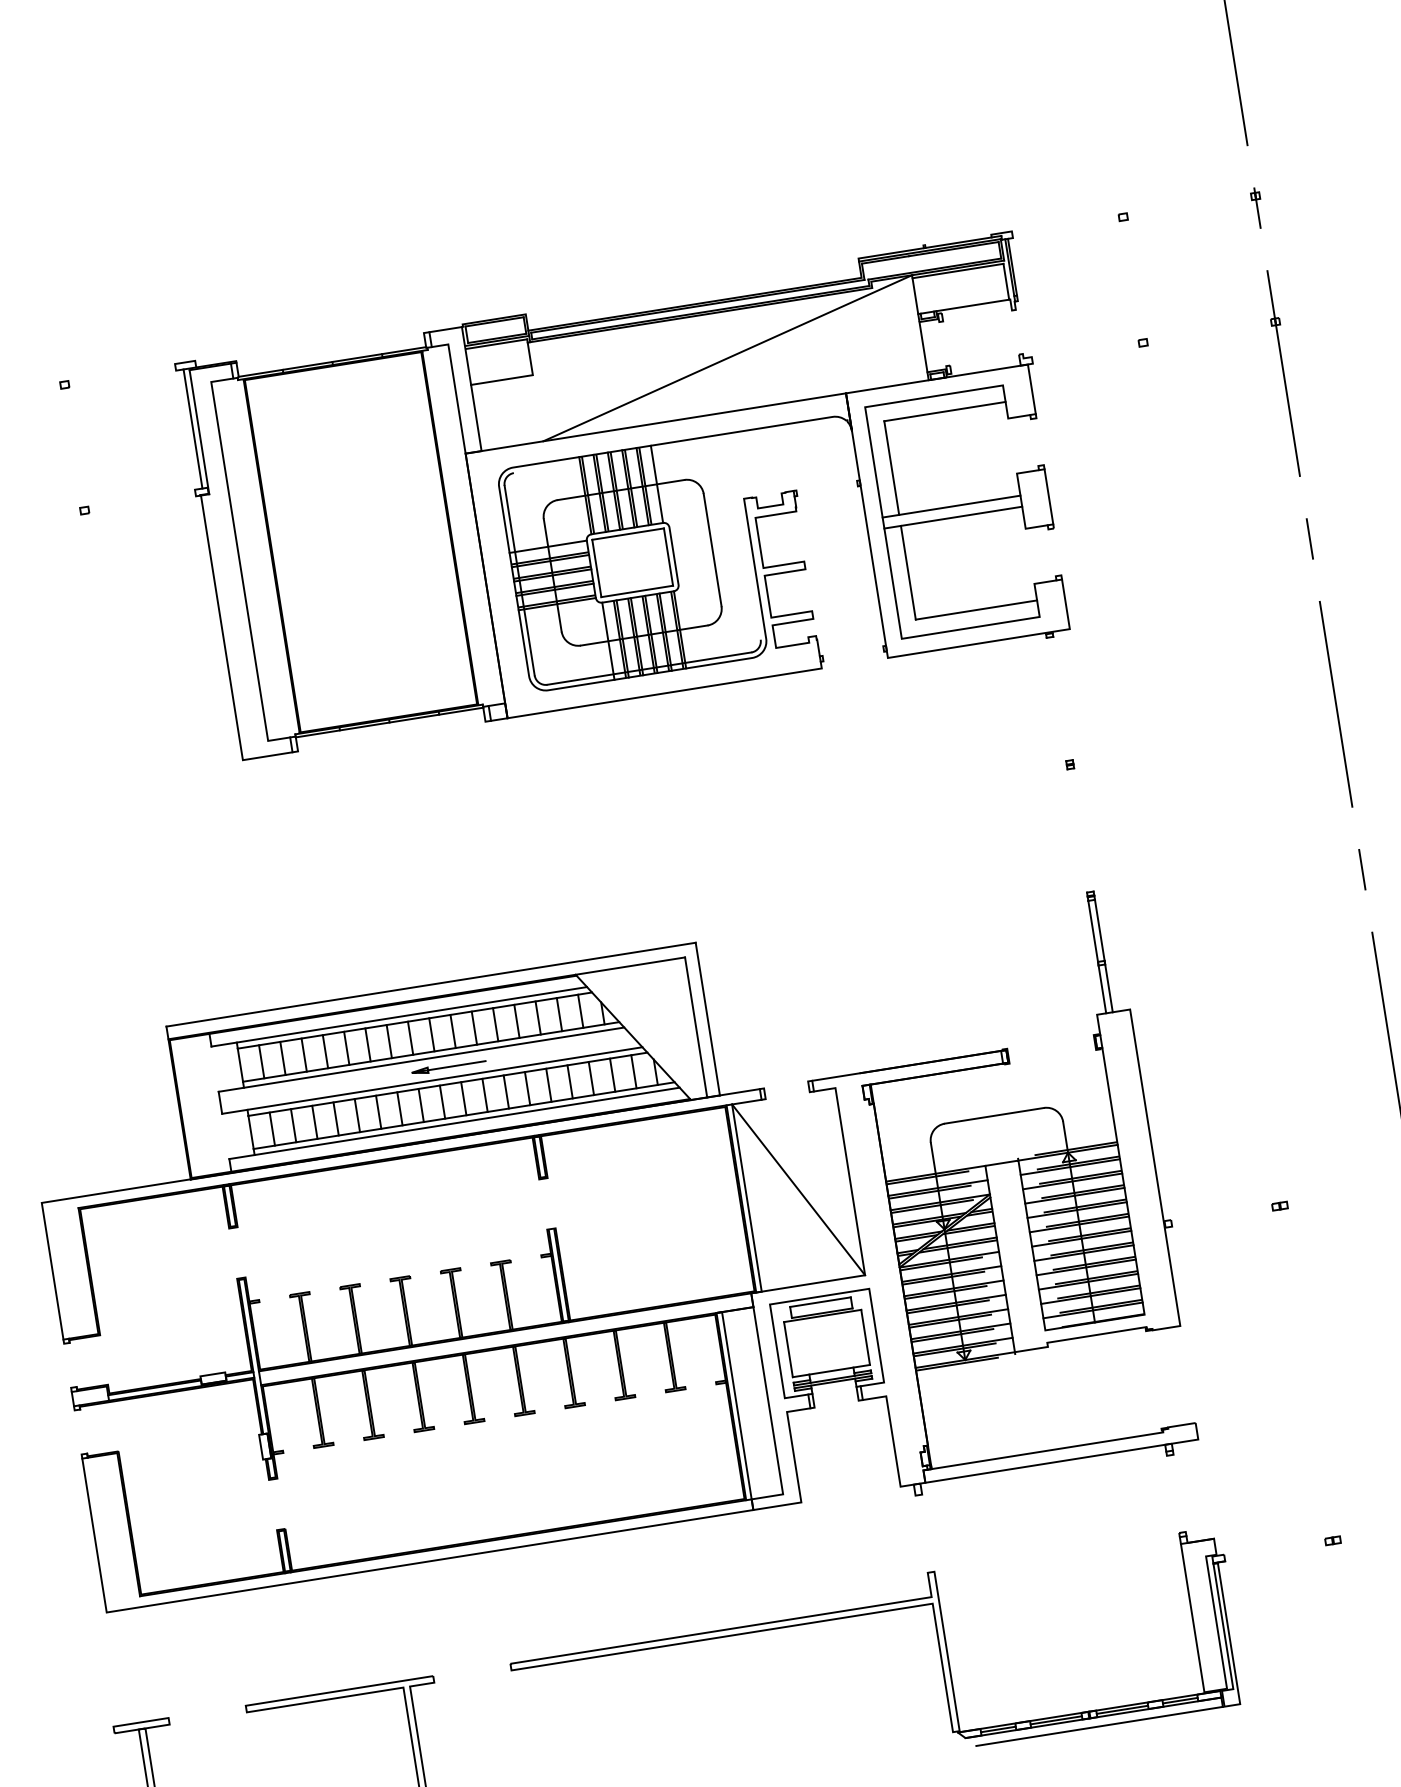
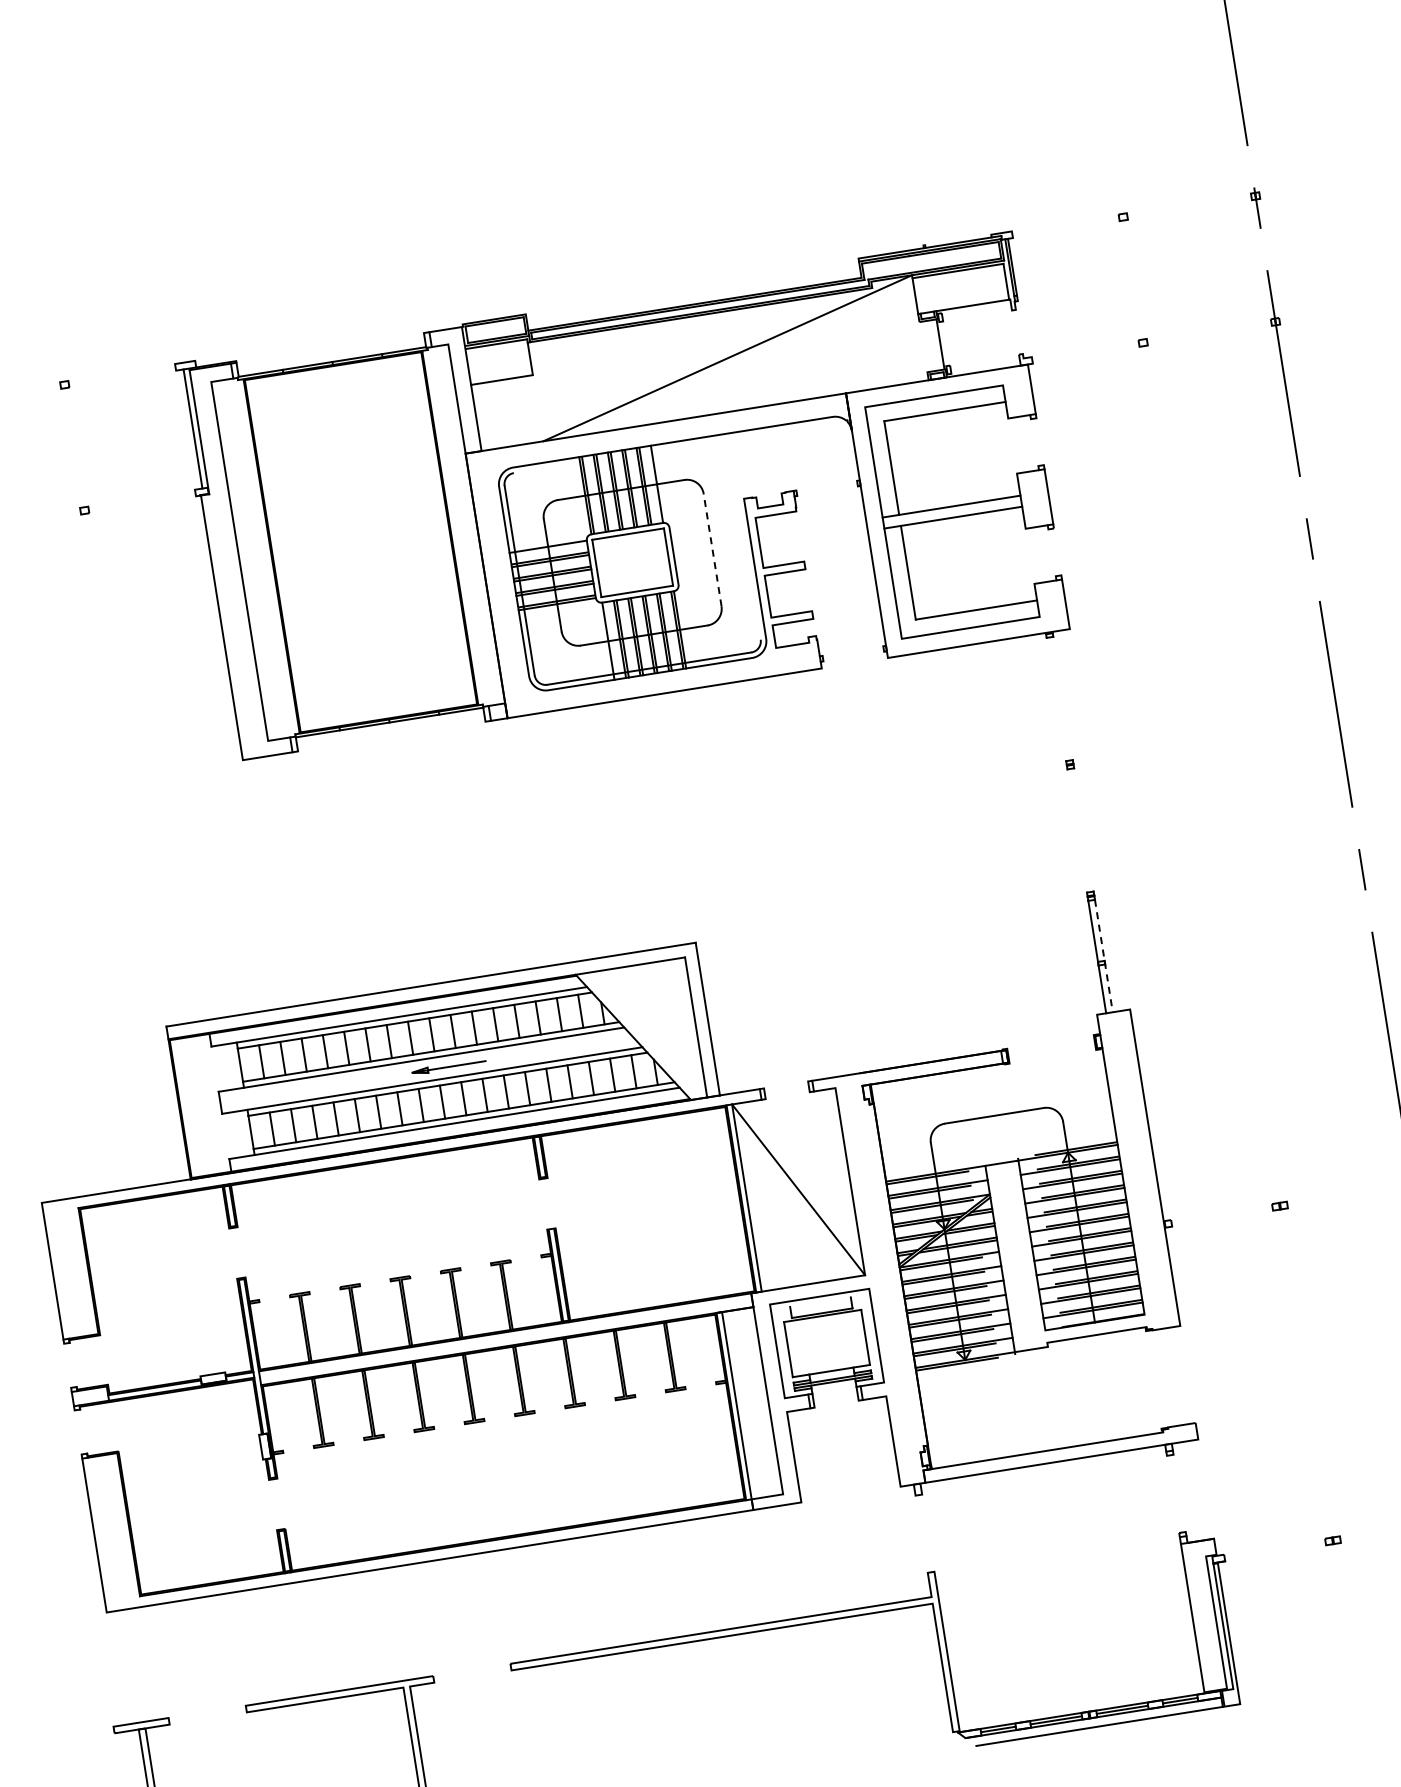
line position: (923, 347) -> (940, 344) (940, 344)
line: solid -> dashed (712, 550)
line: solid -> dashed (1103, 956)
line: present -> none (820, 1301)
